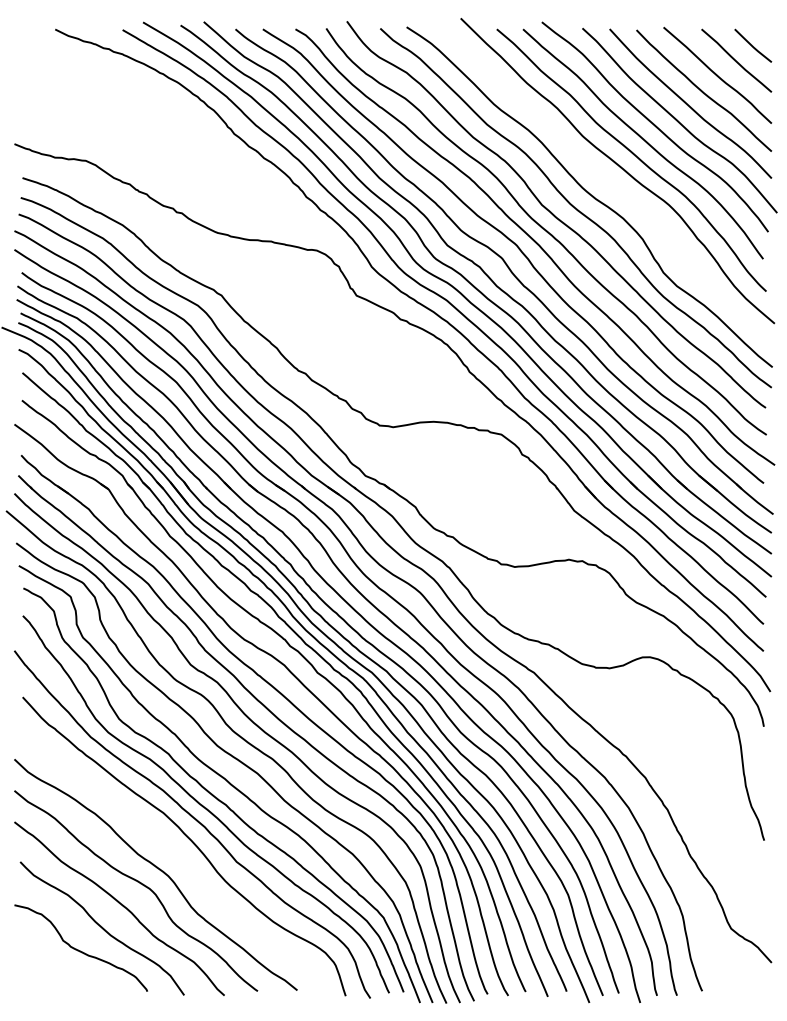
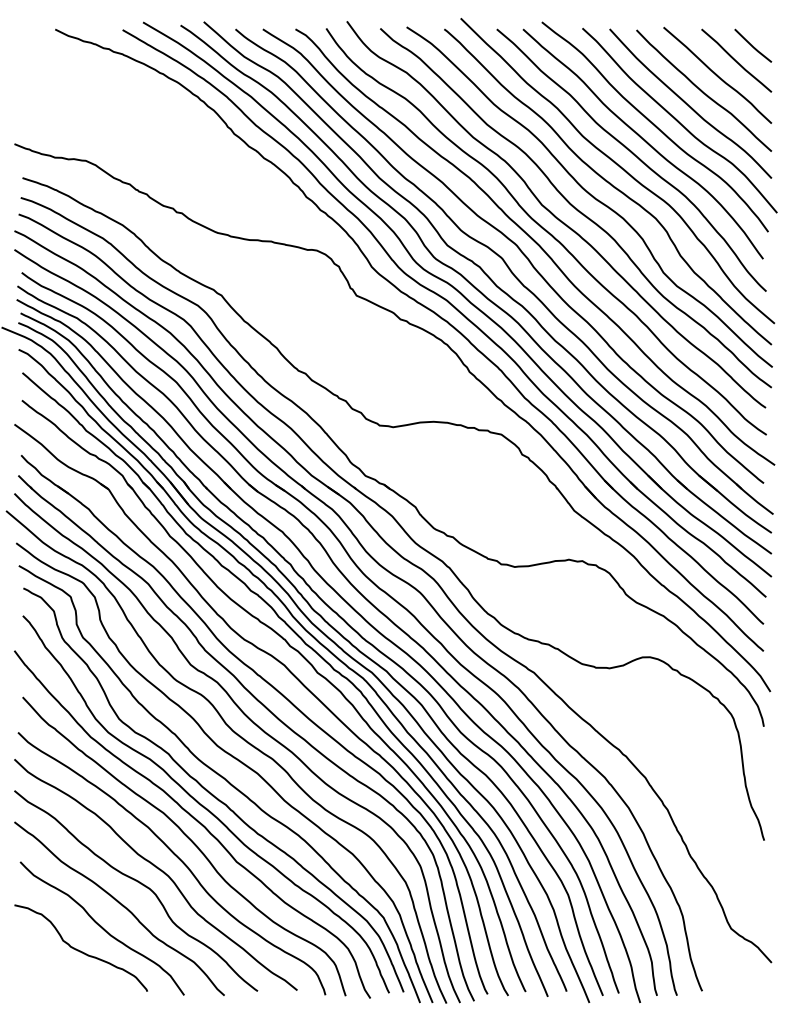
curve: none -> present (609, 184)
curve: none -> present (176, 857)
